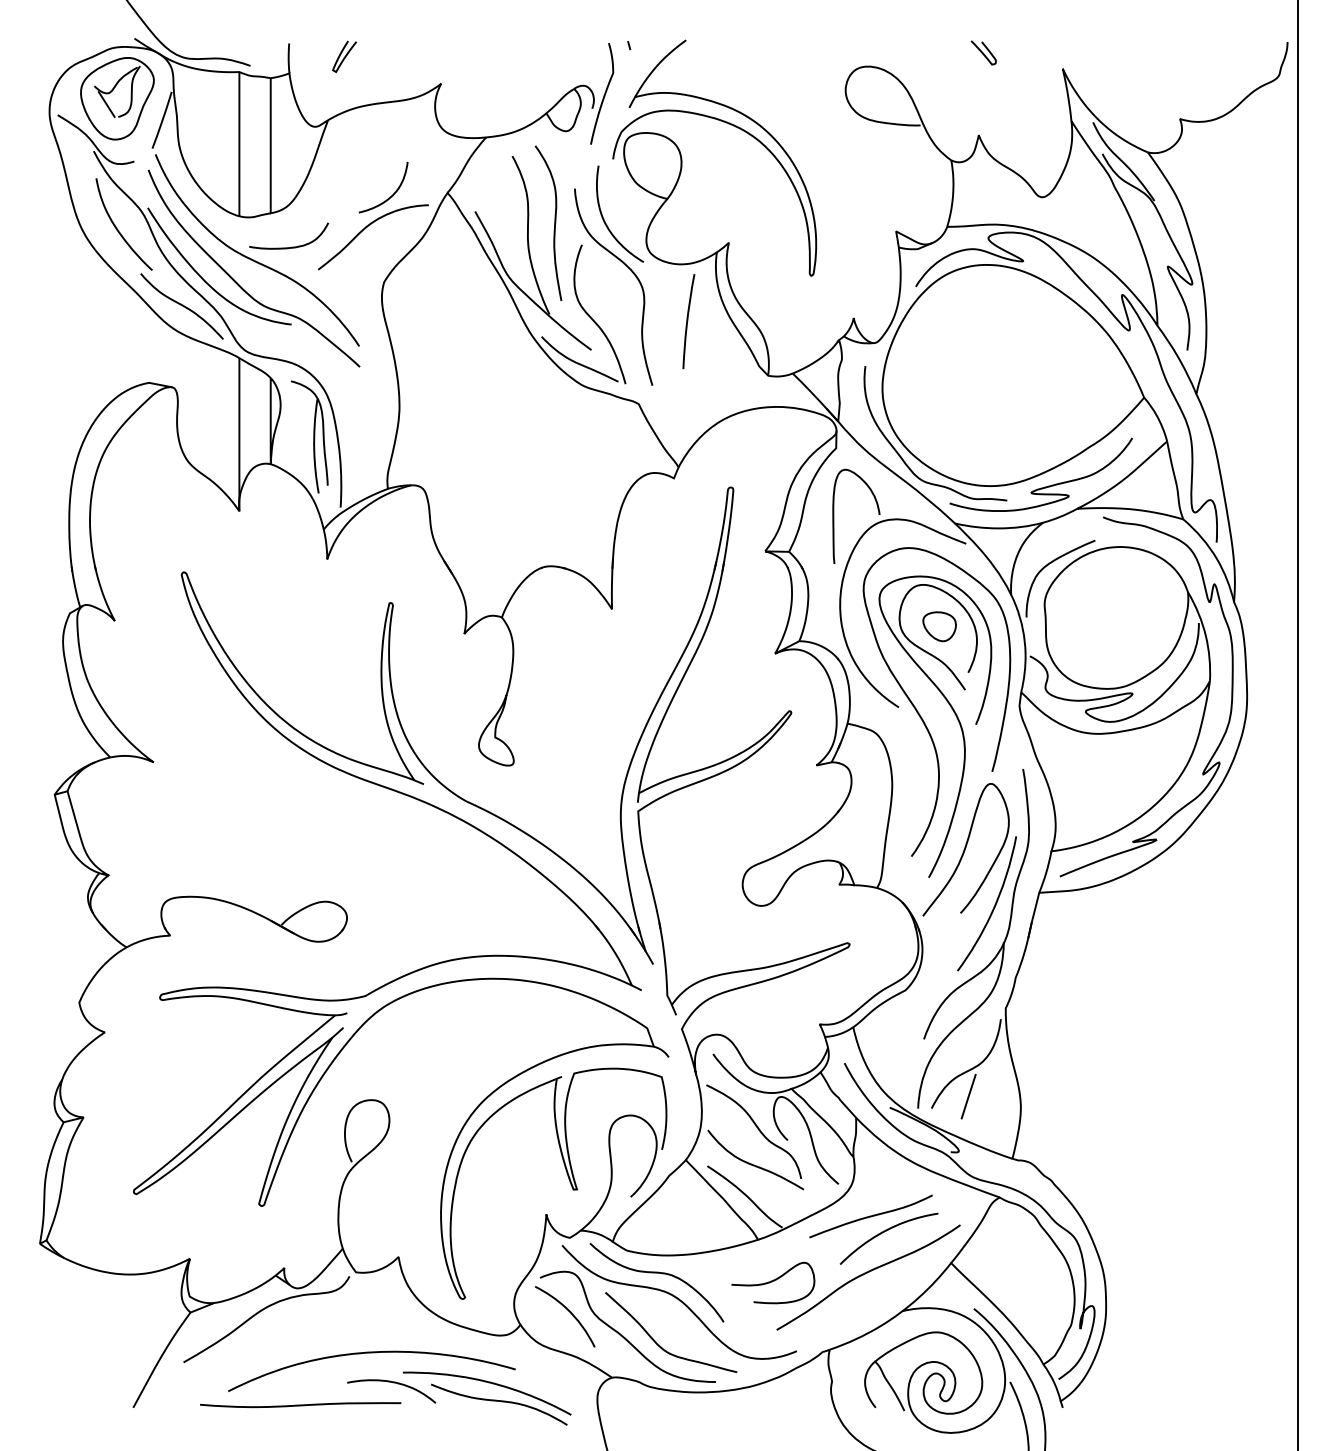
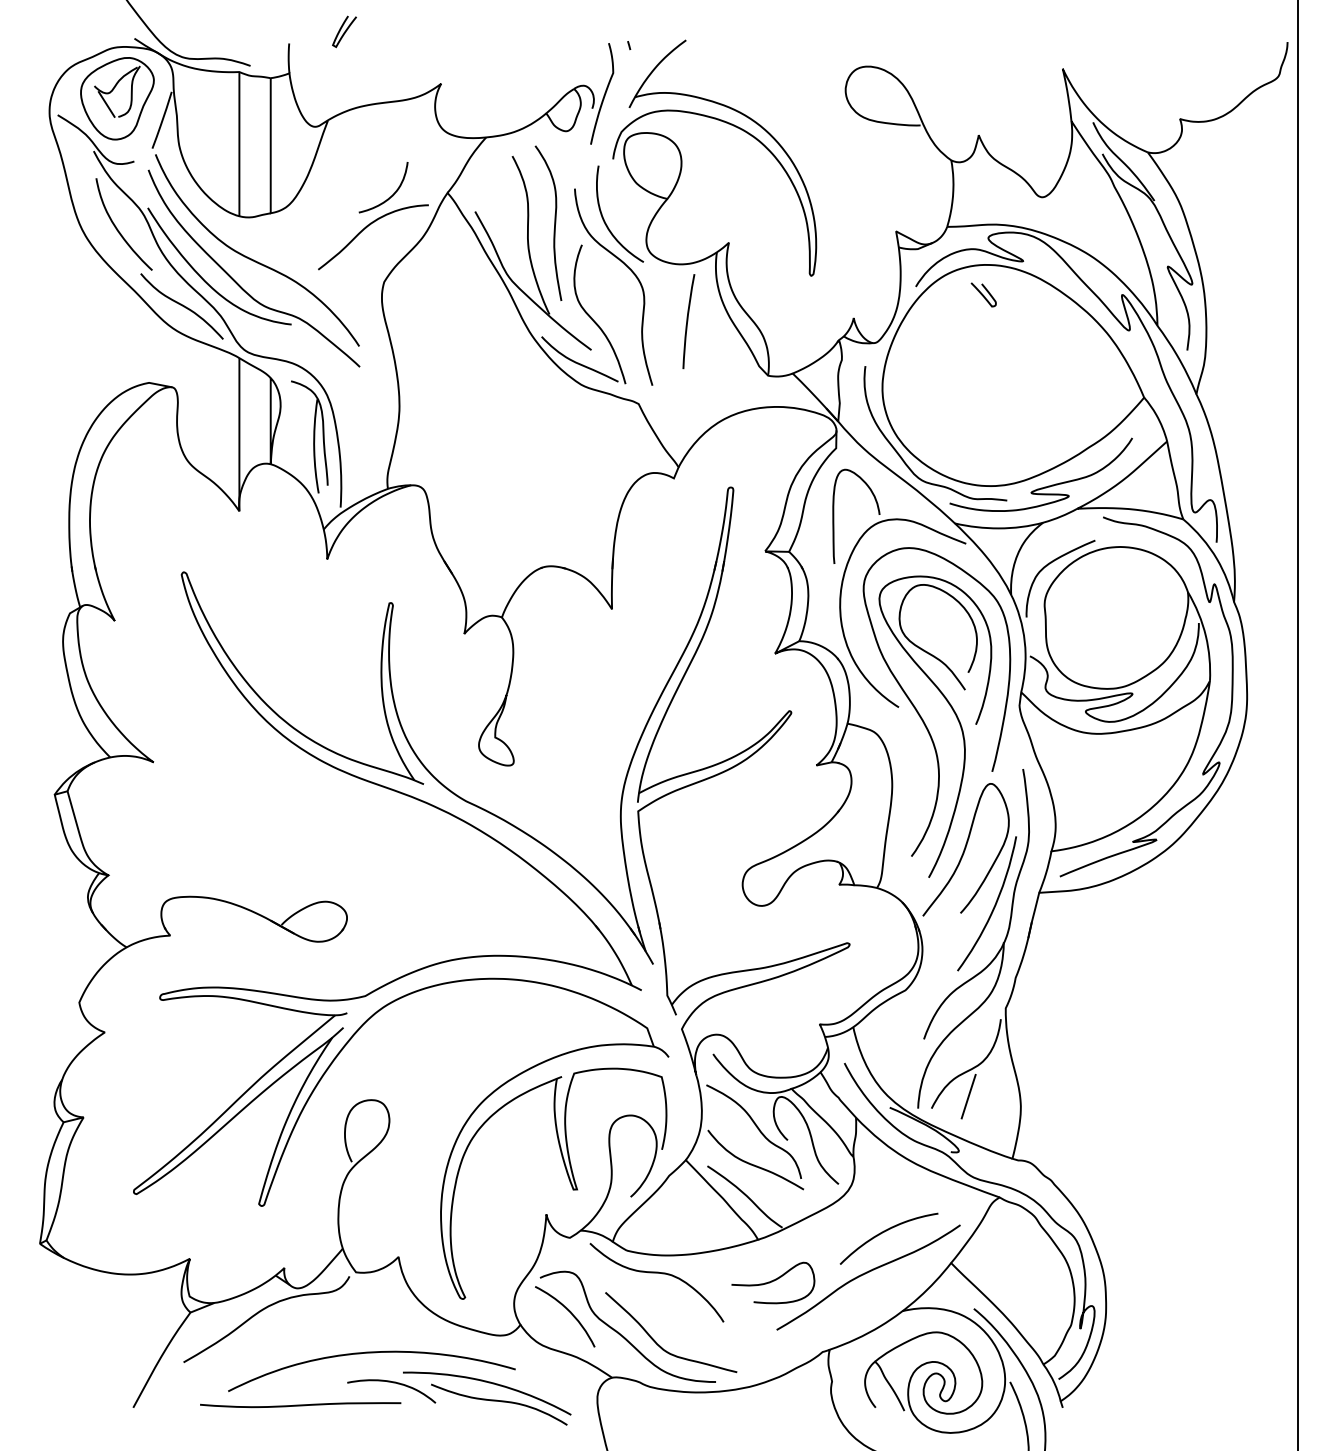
curve position: (983, 52) -> (983, 294) (983, 294)
curve position: (344, 56) -> (344, 31) (344, 31)
curve: present -> none (291, 246)
part: present -> none (939, 626)
curve: present -> none (870, 1216)
curve: present -> none (679, 1301)
